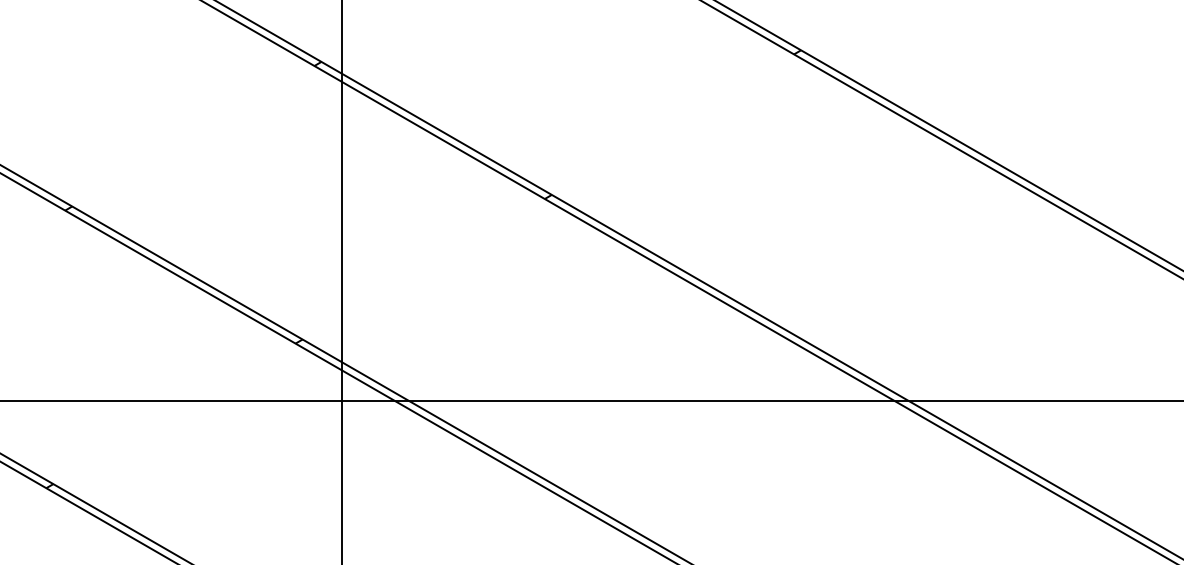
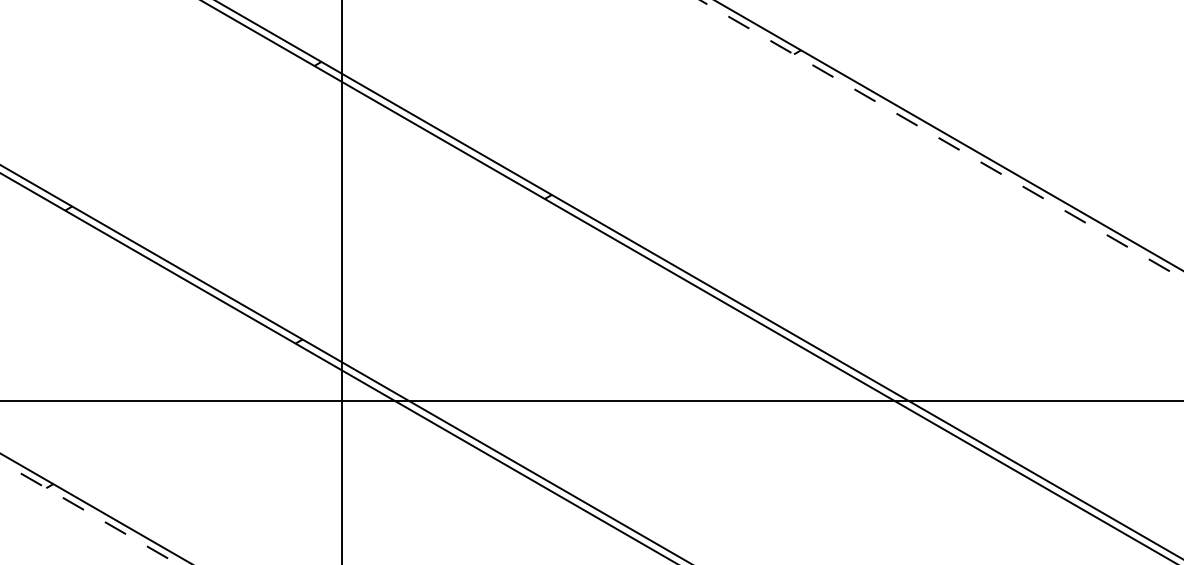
line: solid -> dashed (941, 139)
line: solid -> dashed (89, 513)
